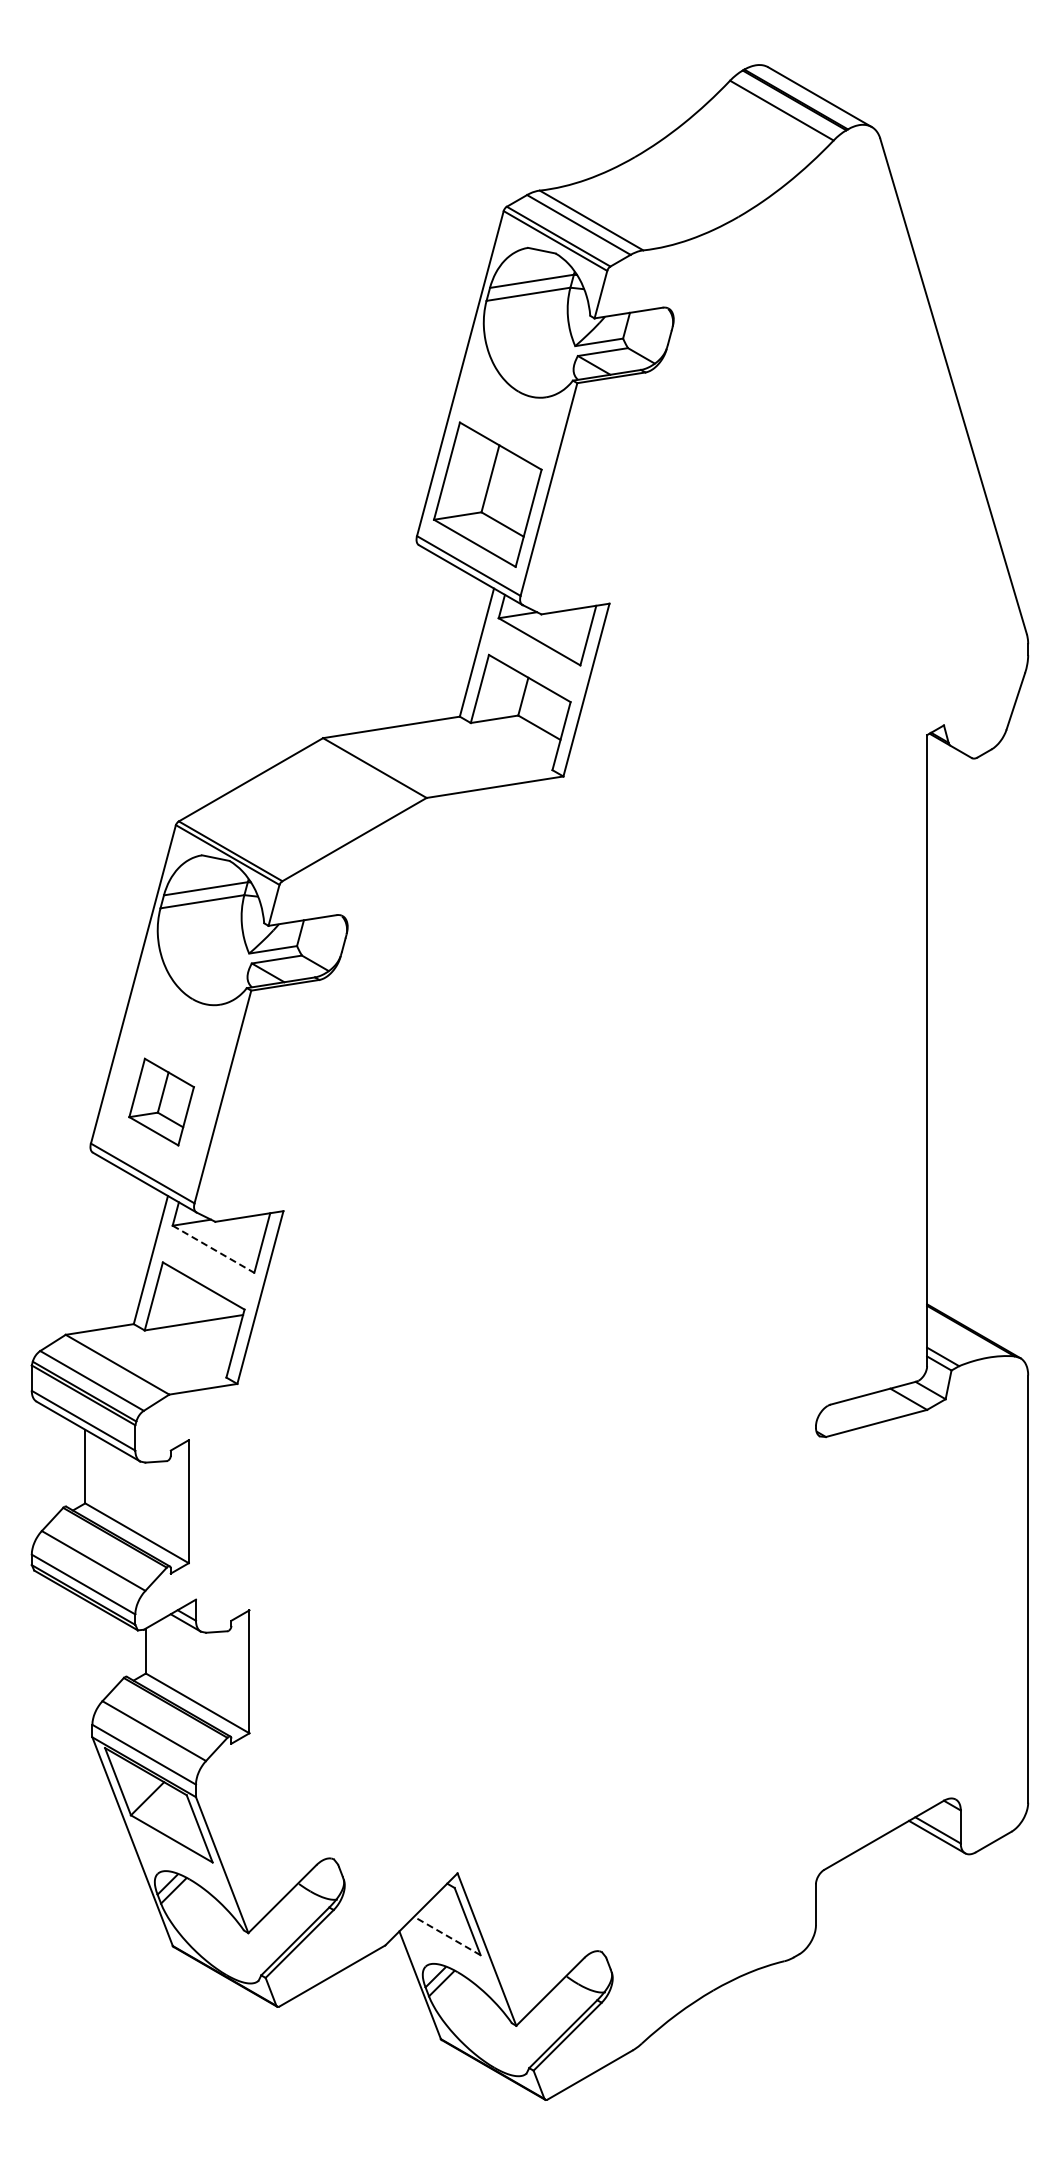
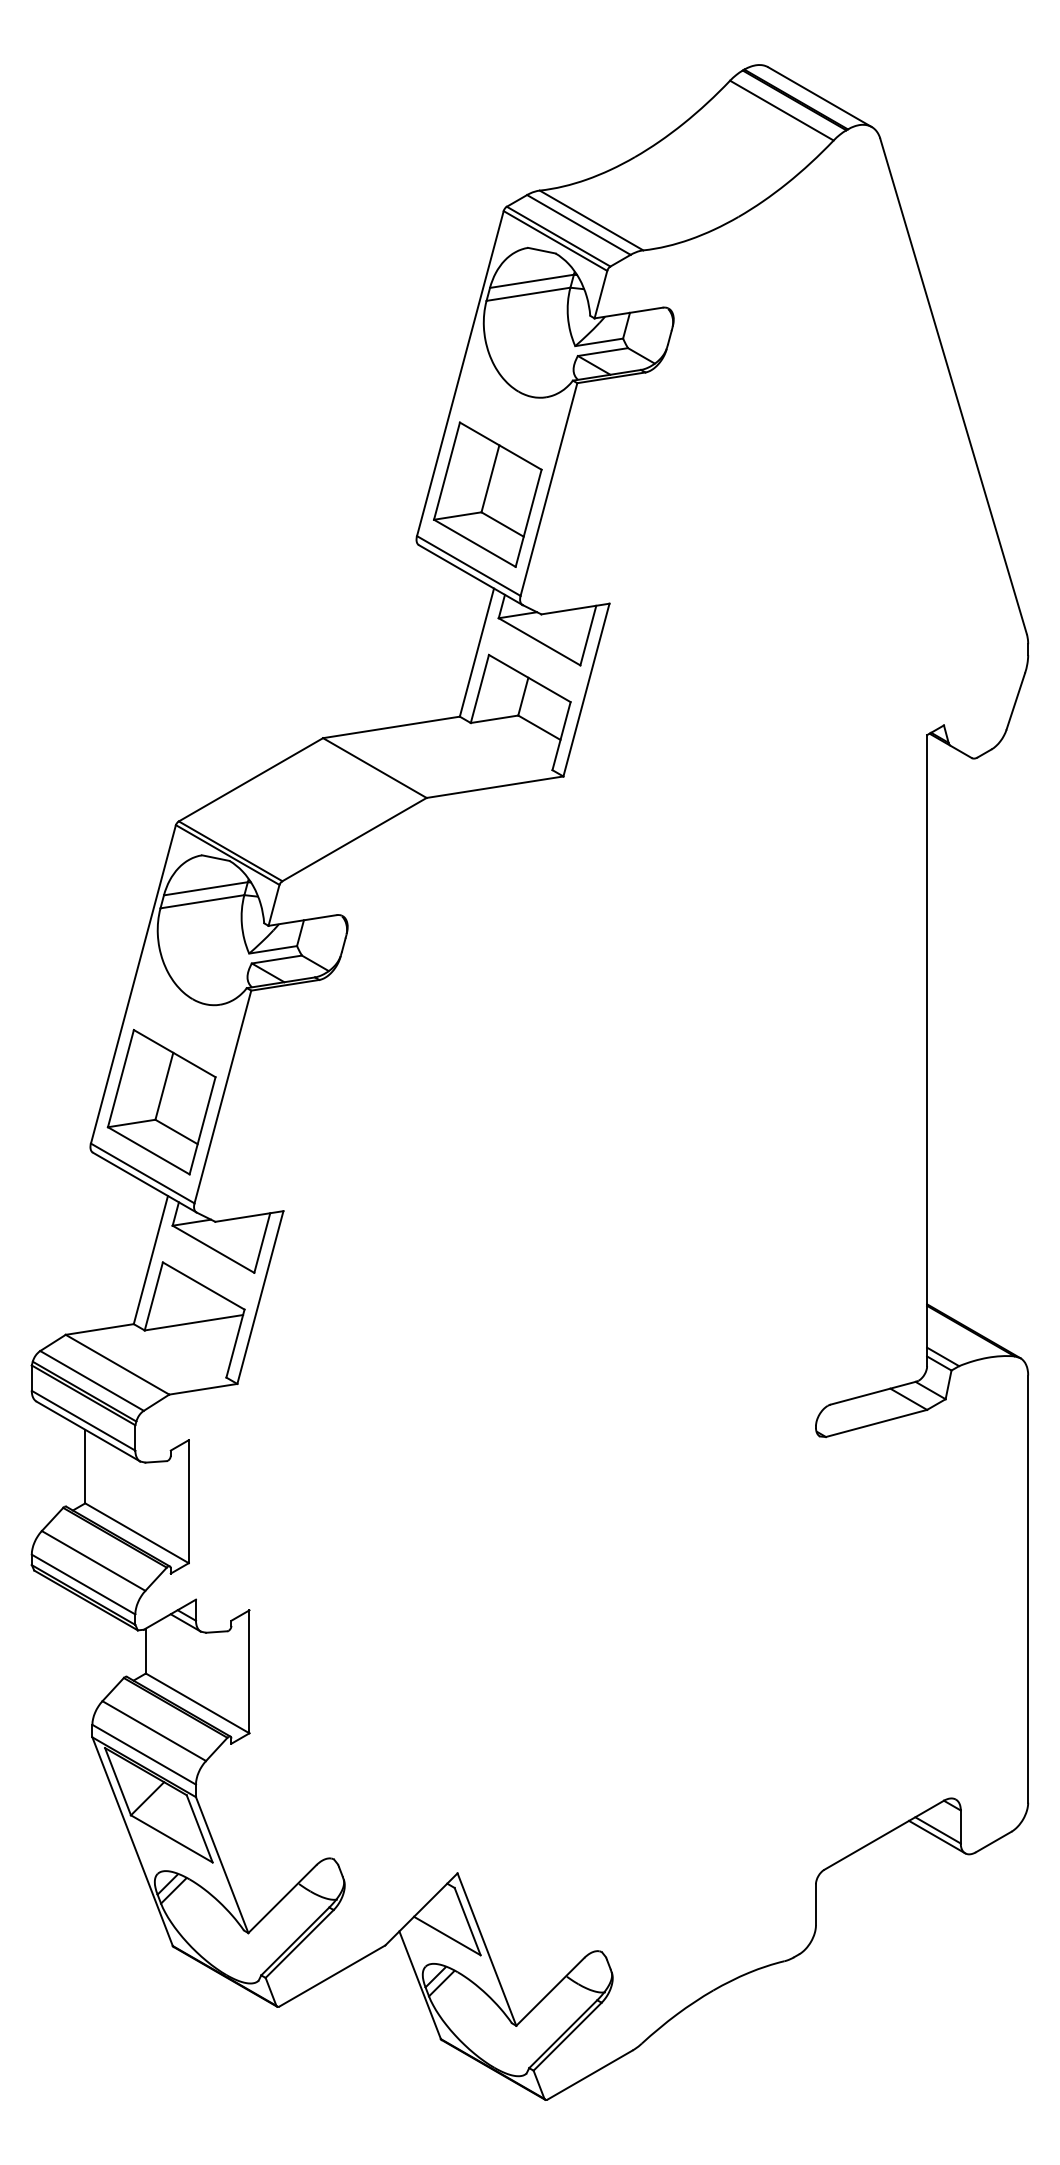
part size: 67x90 px -> 111x148 px (161, 1101)
line: dashed -> solid (213, 1249)
line: dashed -> solid (446, 1935)
